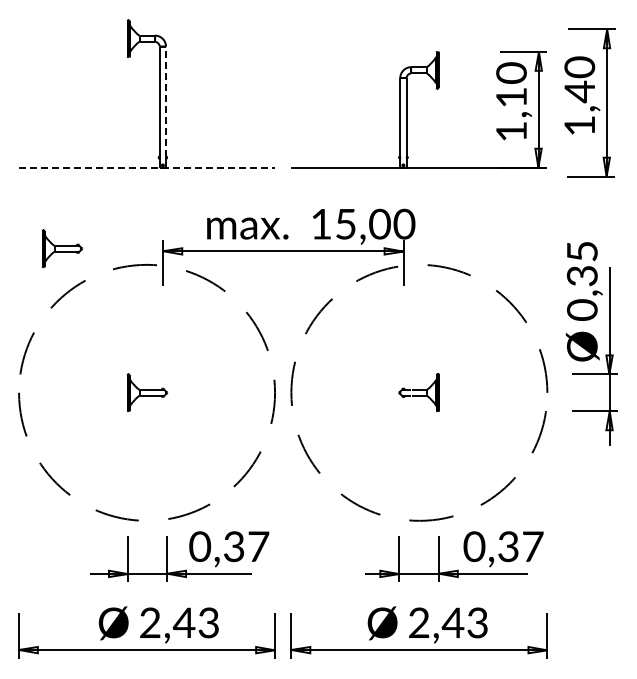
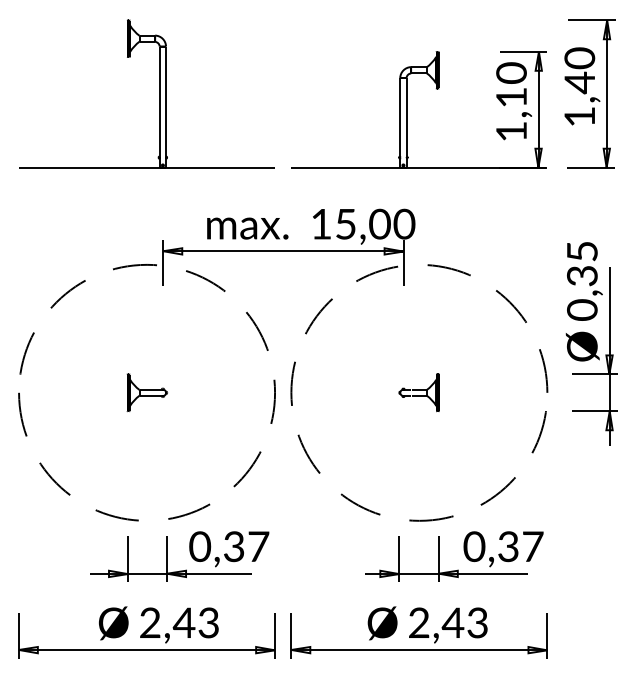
line: dashed -> solid (166, 101)
part position: (589, 102) -> (589, 93) (589, 93)
line: dashed -> solid (147, 167)
part: present -> none (61, 248)
